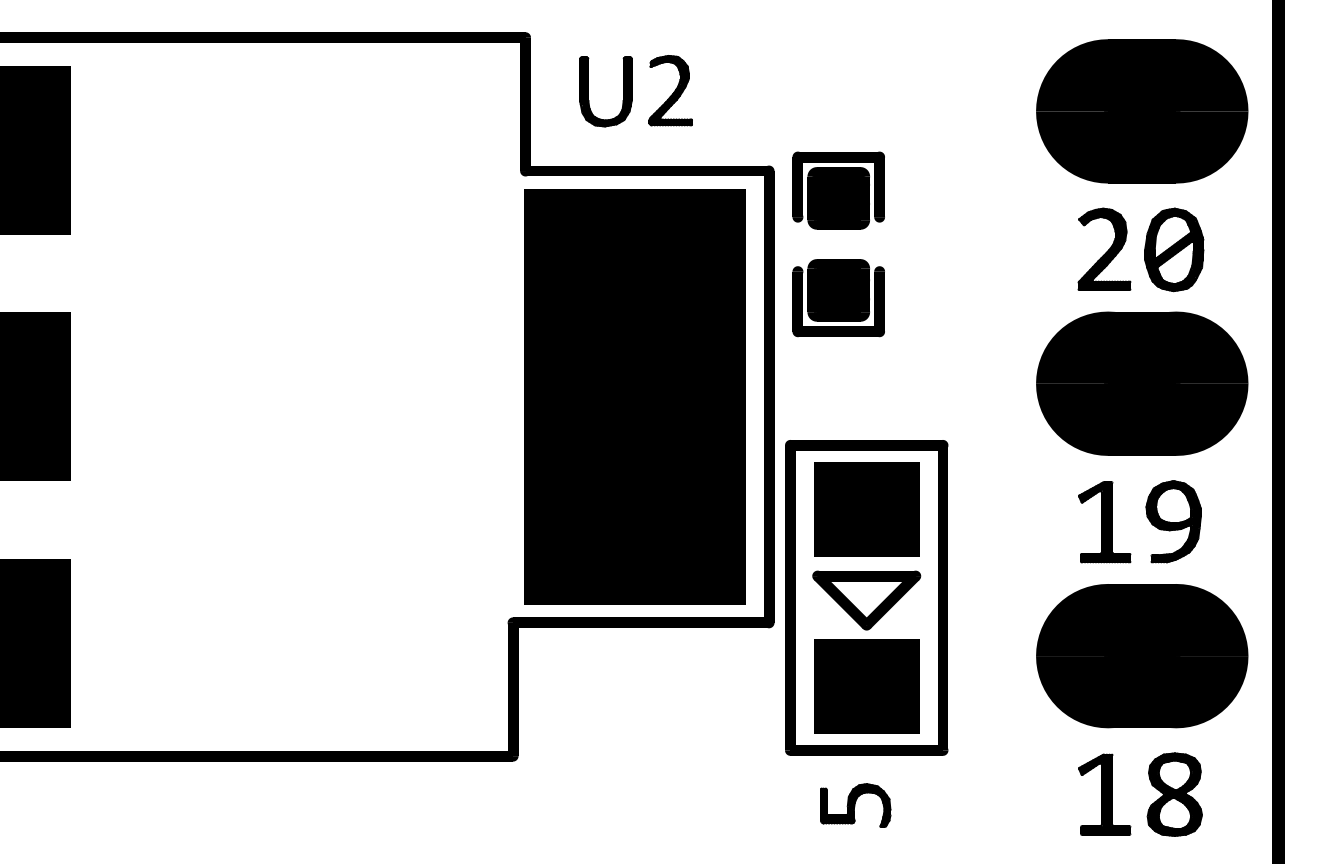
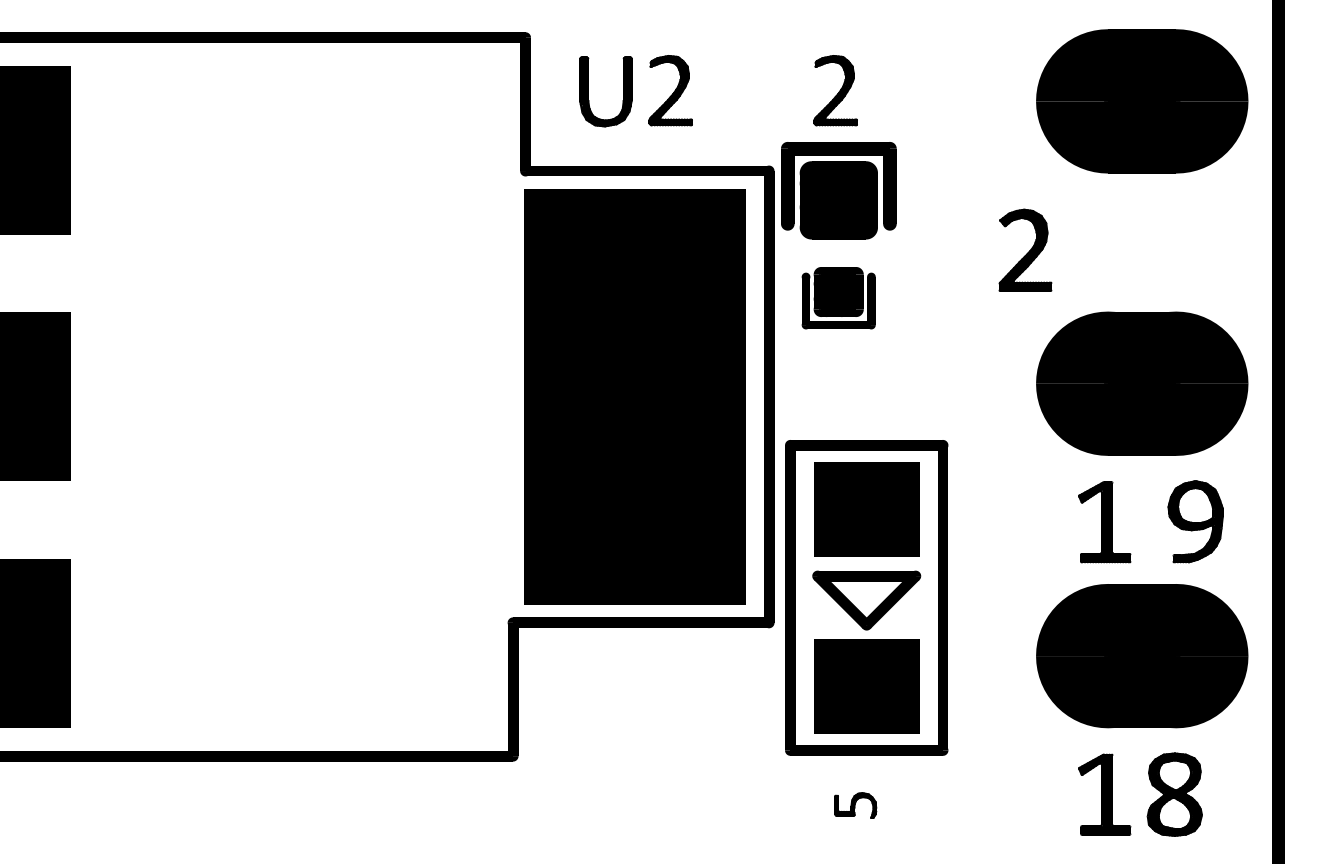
part: none -> present (835, 90)
part position: (1142, 111) -> (1142, 101) (1142, 101)
part size: 93x79 px -> 116x98 px (838, 190)
part position: (1104, 248) -> (1025, 249) (1025, 249)
part: present -> none (1174, 249)
part size: 93x79 px -> 75x63 px (838, 298)
part position: (1173, 521) -> (1195, 521) (1195, 521)
part size: 72x45 px -> 44x27 px (855, 805)
